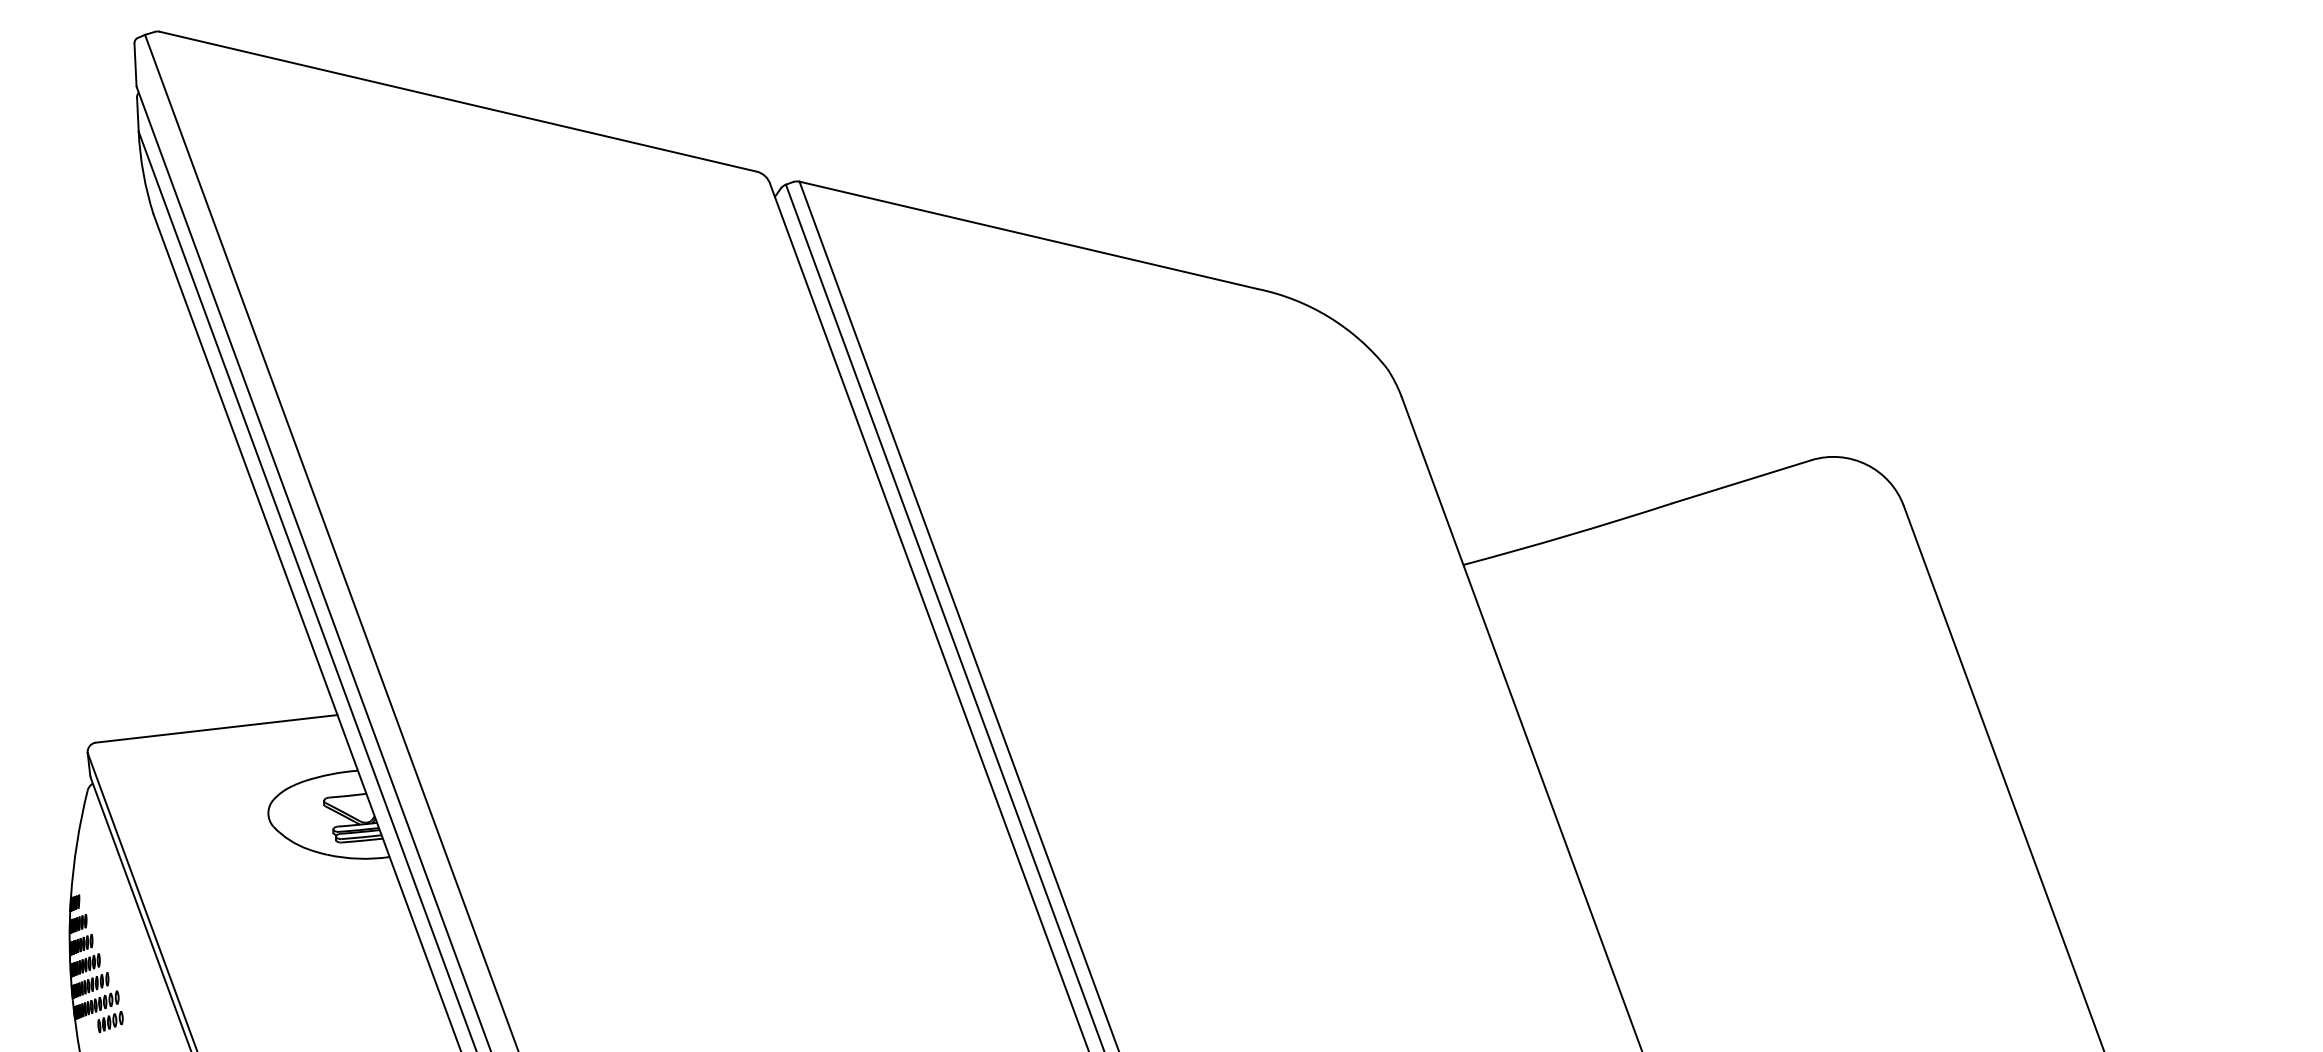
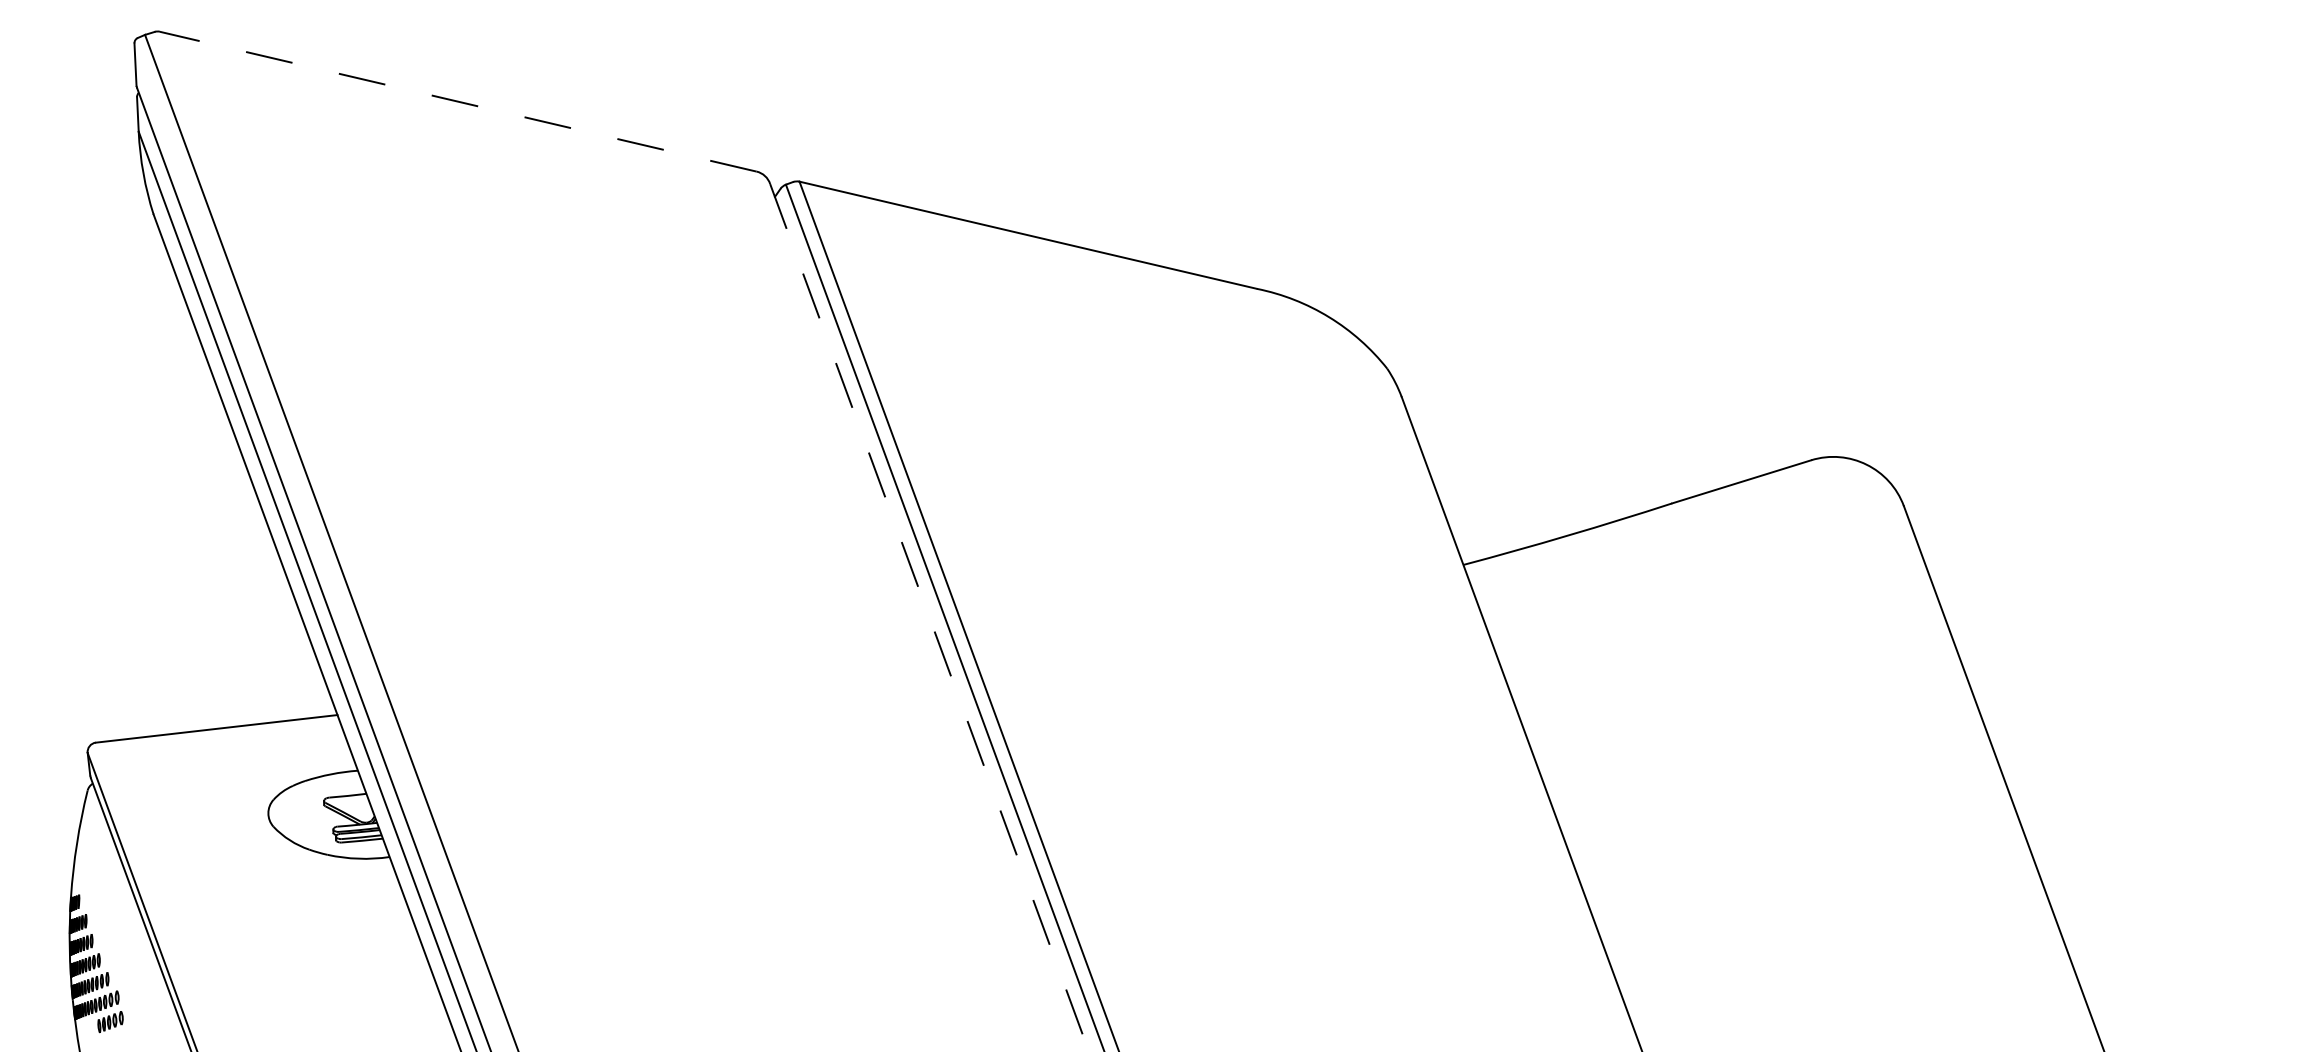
line: solid -> dashed (457, 101)
line: solid -> dashed (929, 617)
